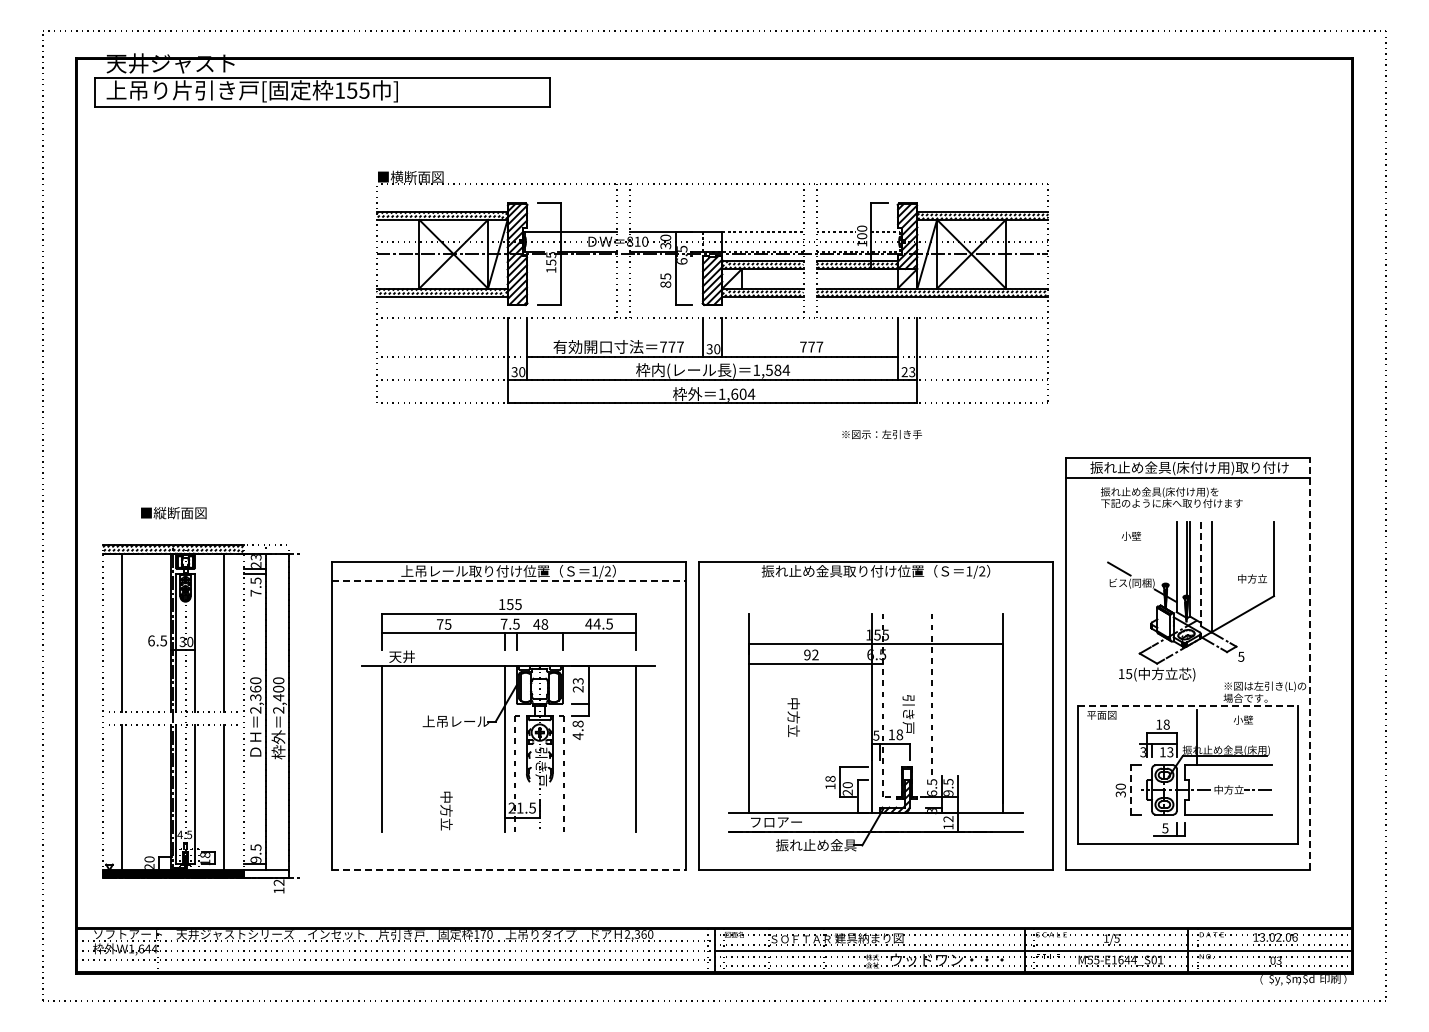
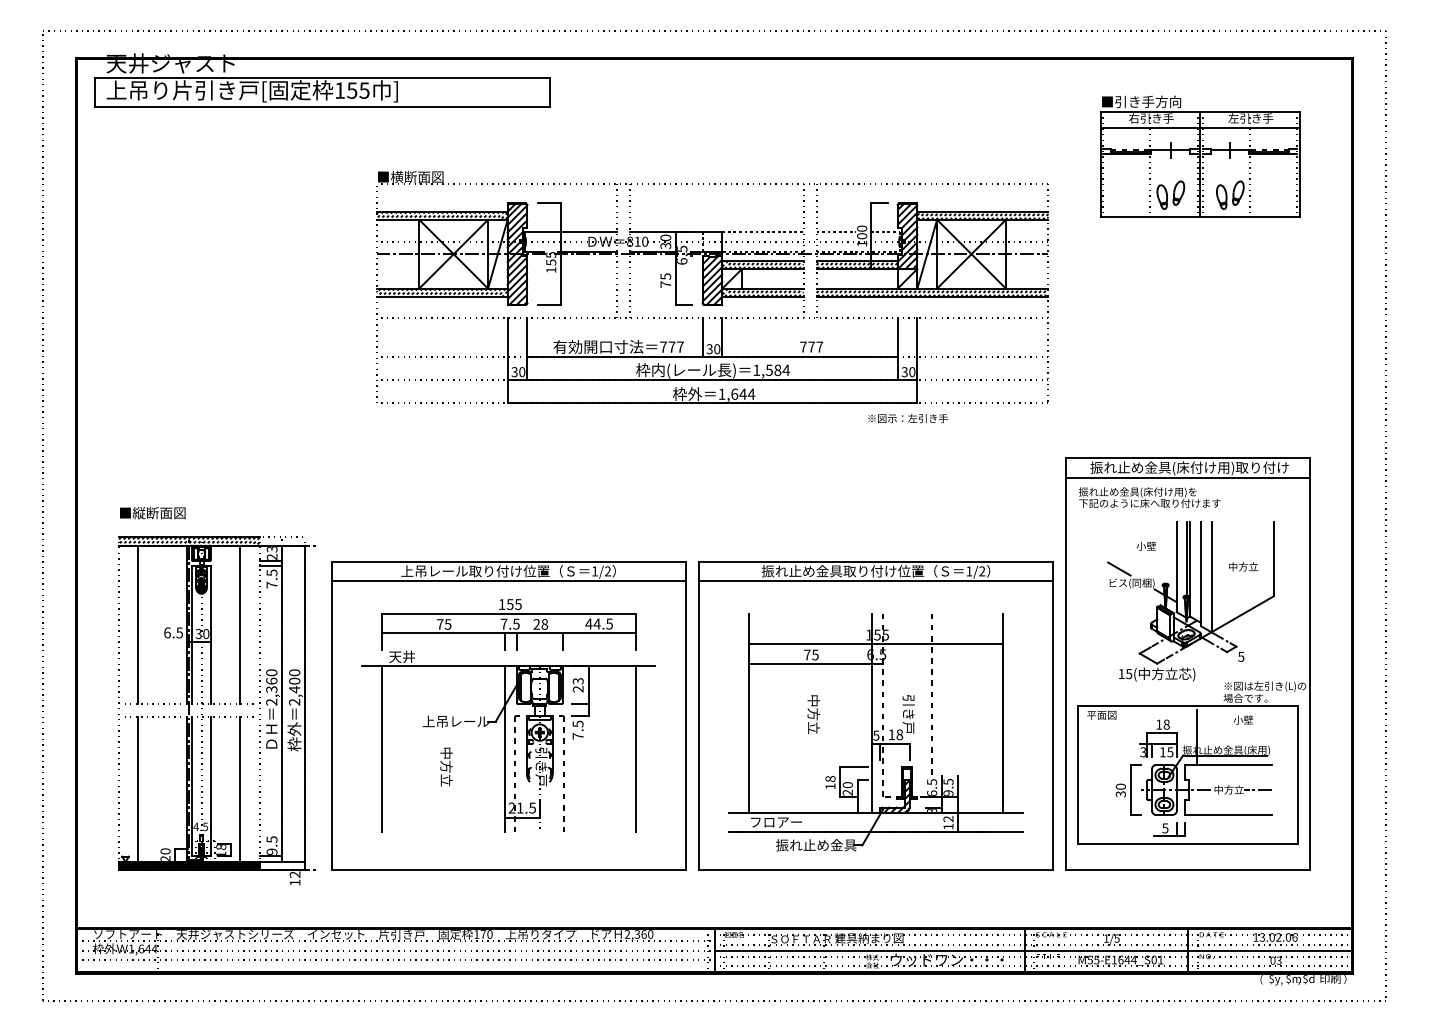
part: none -> present (1200, 156)
text: 85 -> 75 (665, 284)
text: 23 -> 30 (908, 372)
text: 1,604 -> 1,644 (742, 393)
text position: (881, 434) -> (907, 418) (907, 418)
text position: (1171, 497) -> (1149, 497) (1149, 497)
text position: (173, 513) -> (152, 513) (152, 513)
text position: (1131, 535) -> (1146, 545) (1146, 545)
line: dashed -> solid (1201, 574)
text position: (1252, 578) -> (1243, 566) (1243, 566)
line: dashed -> solid (509, 581)
line: none -> present (875, 581)
text: 48 -> 28 (536, 624)
text: 92 -> 75 (811, 654)
line: dashed -> solid (1310, 663)
line: dashed -> solid (1188, 706)
part position: (198, 712) -> (214, 704) (214, 704)
text position: (793, 717) -> (813, 714) (813, 714)
text: 4.8 -> 7.5 (577, 729)
text: 13 -> 15 (1170, 751)
line: dashed -> solid (1130, 789)
text position: (446, 810) -> (446, 766) (446, 766)
line: dashed -> solid (509, 870)
